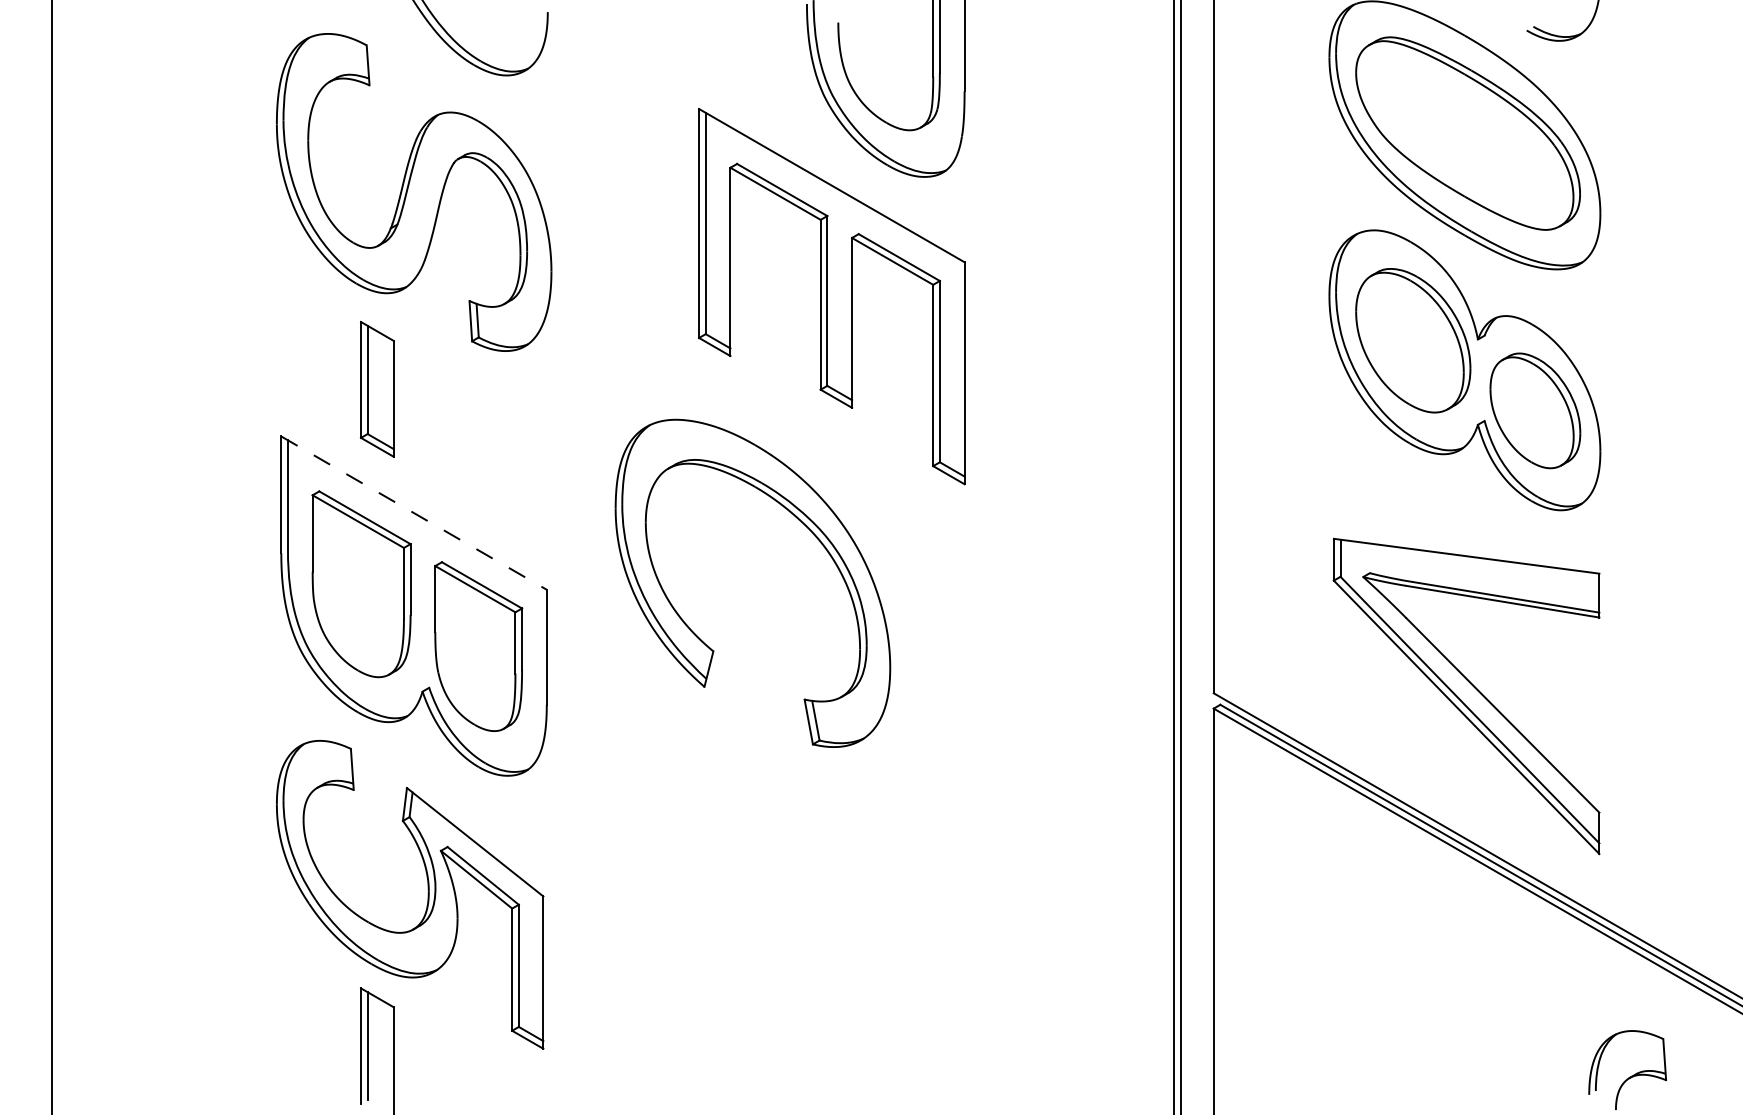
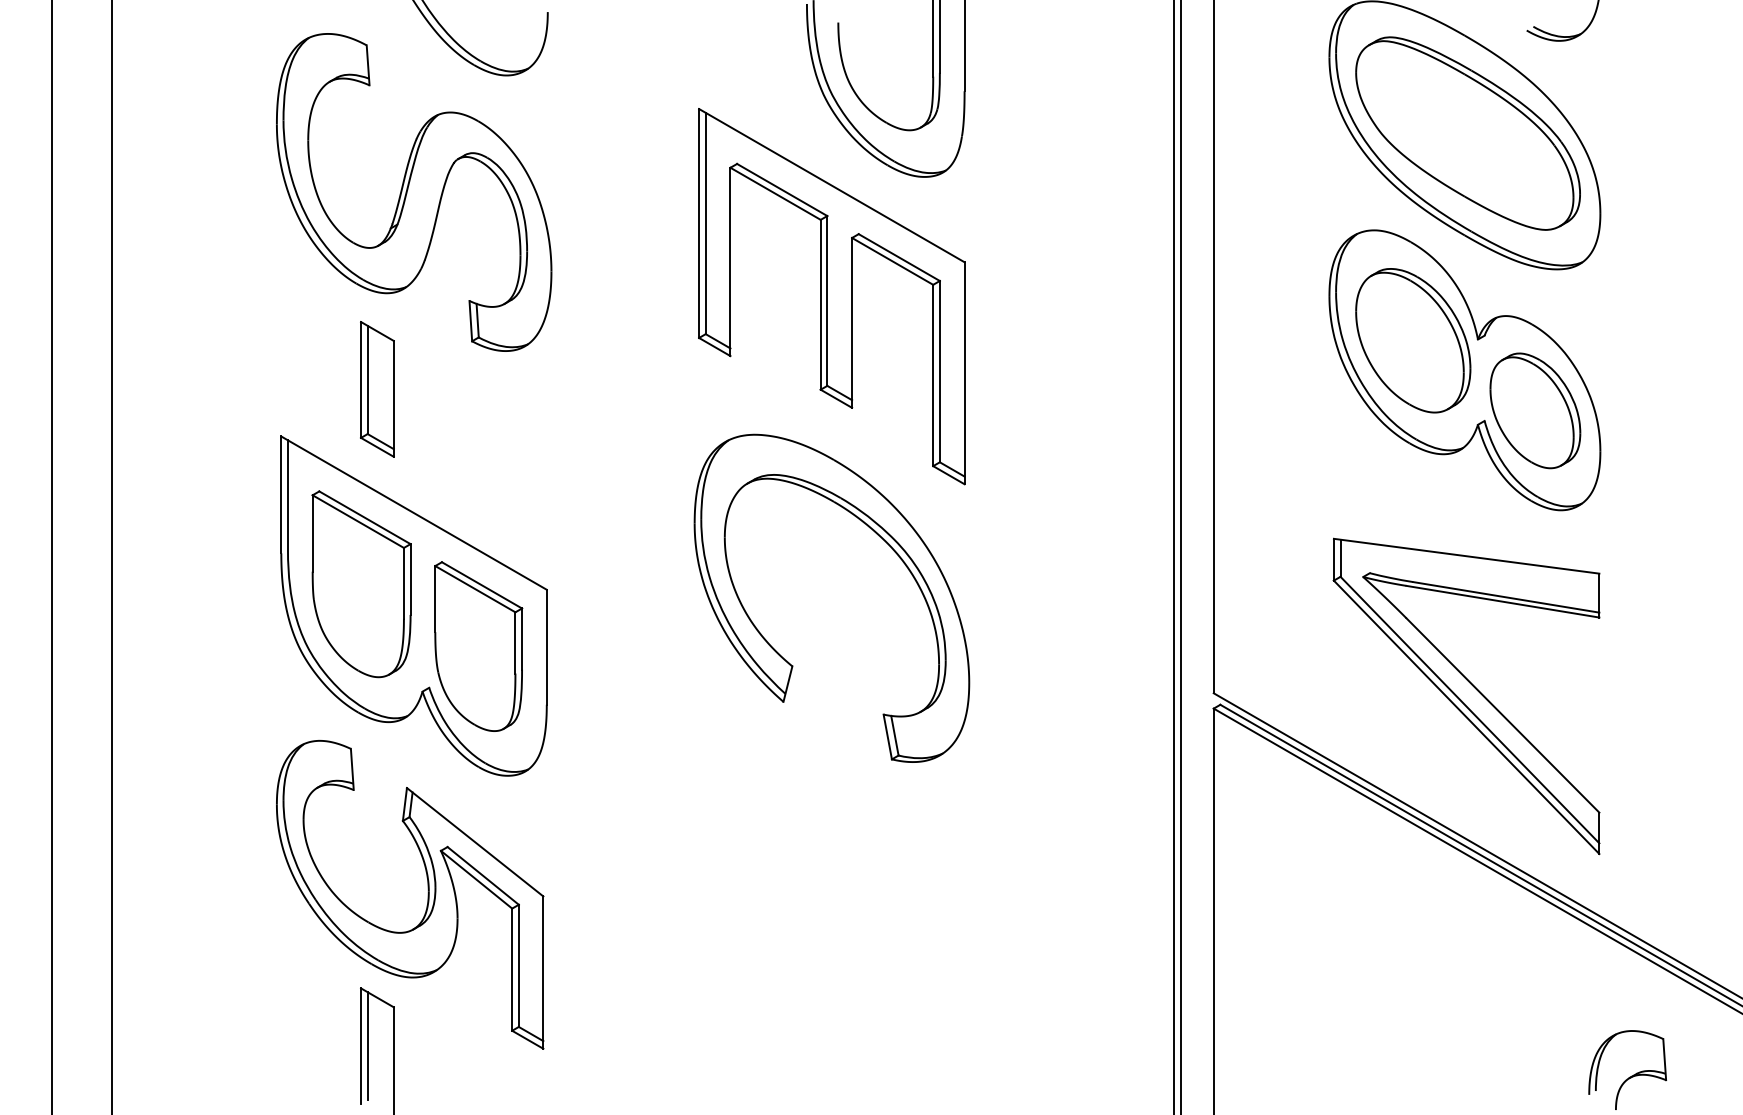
line: dashed -> solid (414, 513)
line: none -> present (112, 556)
part position: (698, 636) -> (777, 651) (777, 651)
